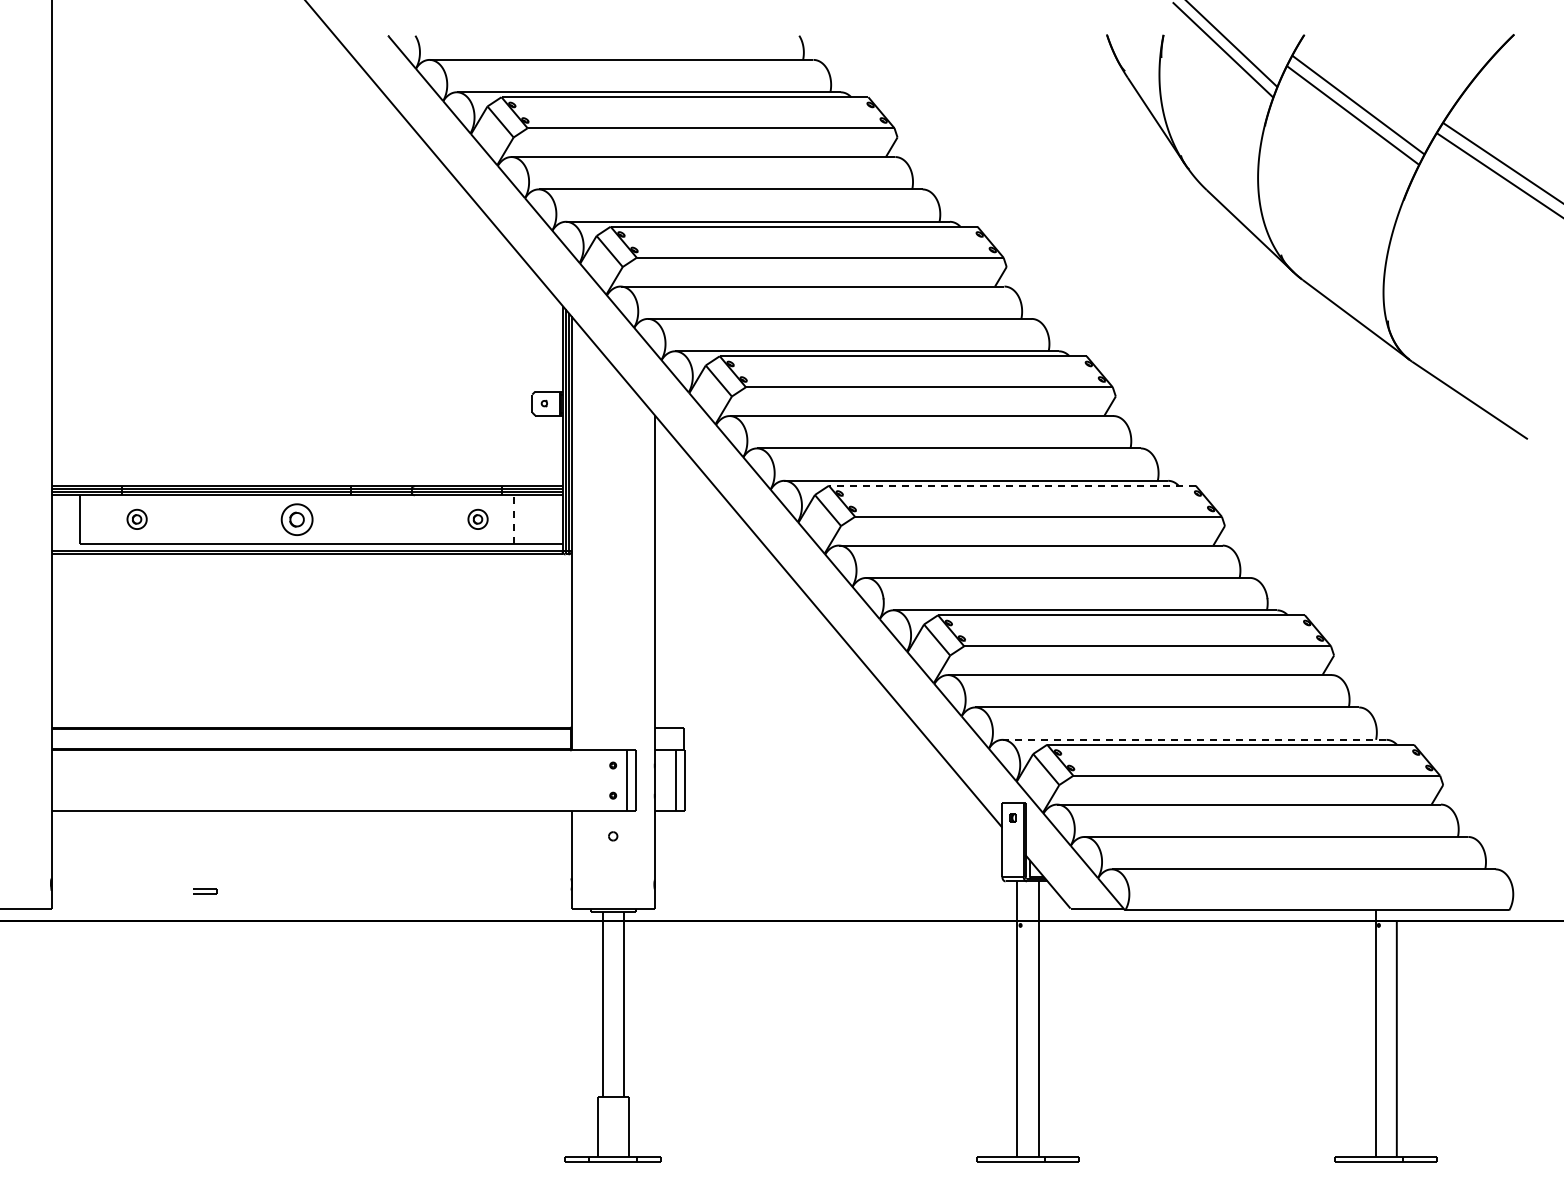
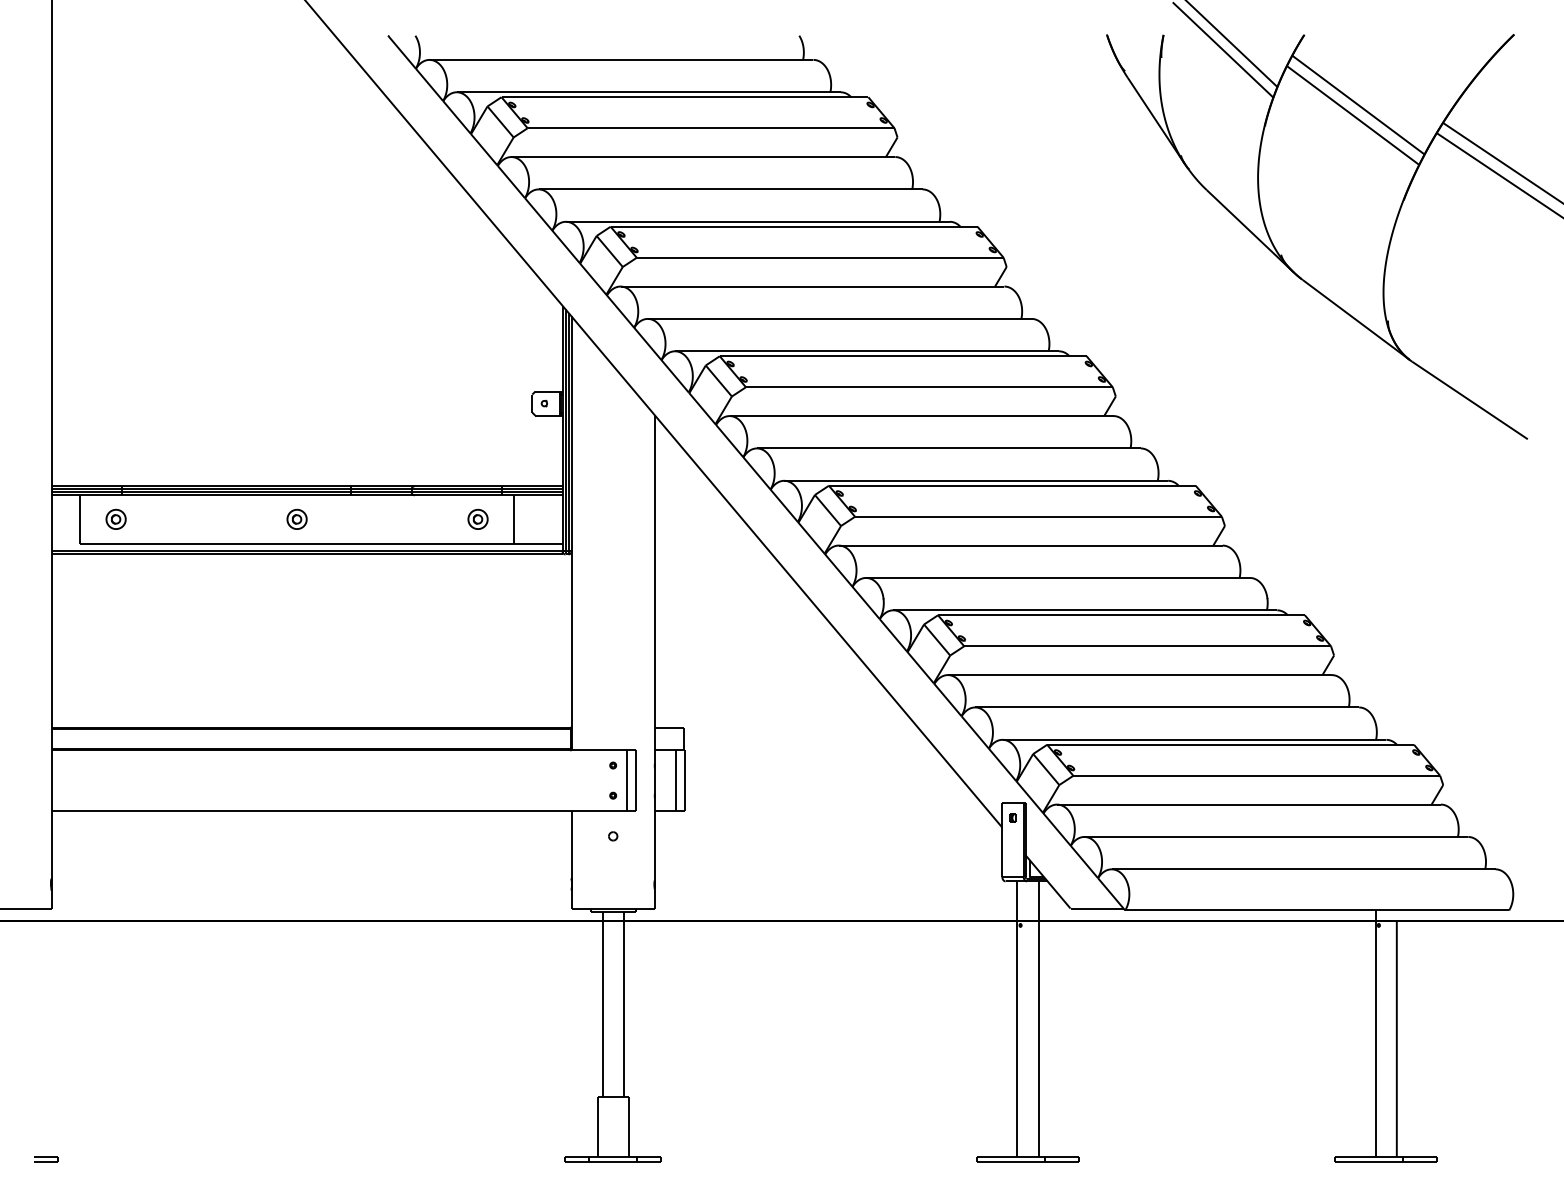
line: dashed -> solid (1011, 485)
part position: (136, 518) -> (115, 518) (115, 518)
line: dashed -> solid (514, 518)
part size: 34x33 px -> 22x22 px (296, 518)
line: dashed -> solid (1194, 739)
part position: (205, 891) -> (46, 1159) (46, 1159)
